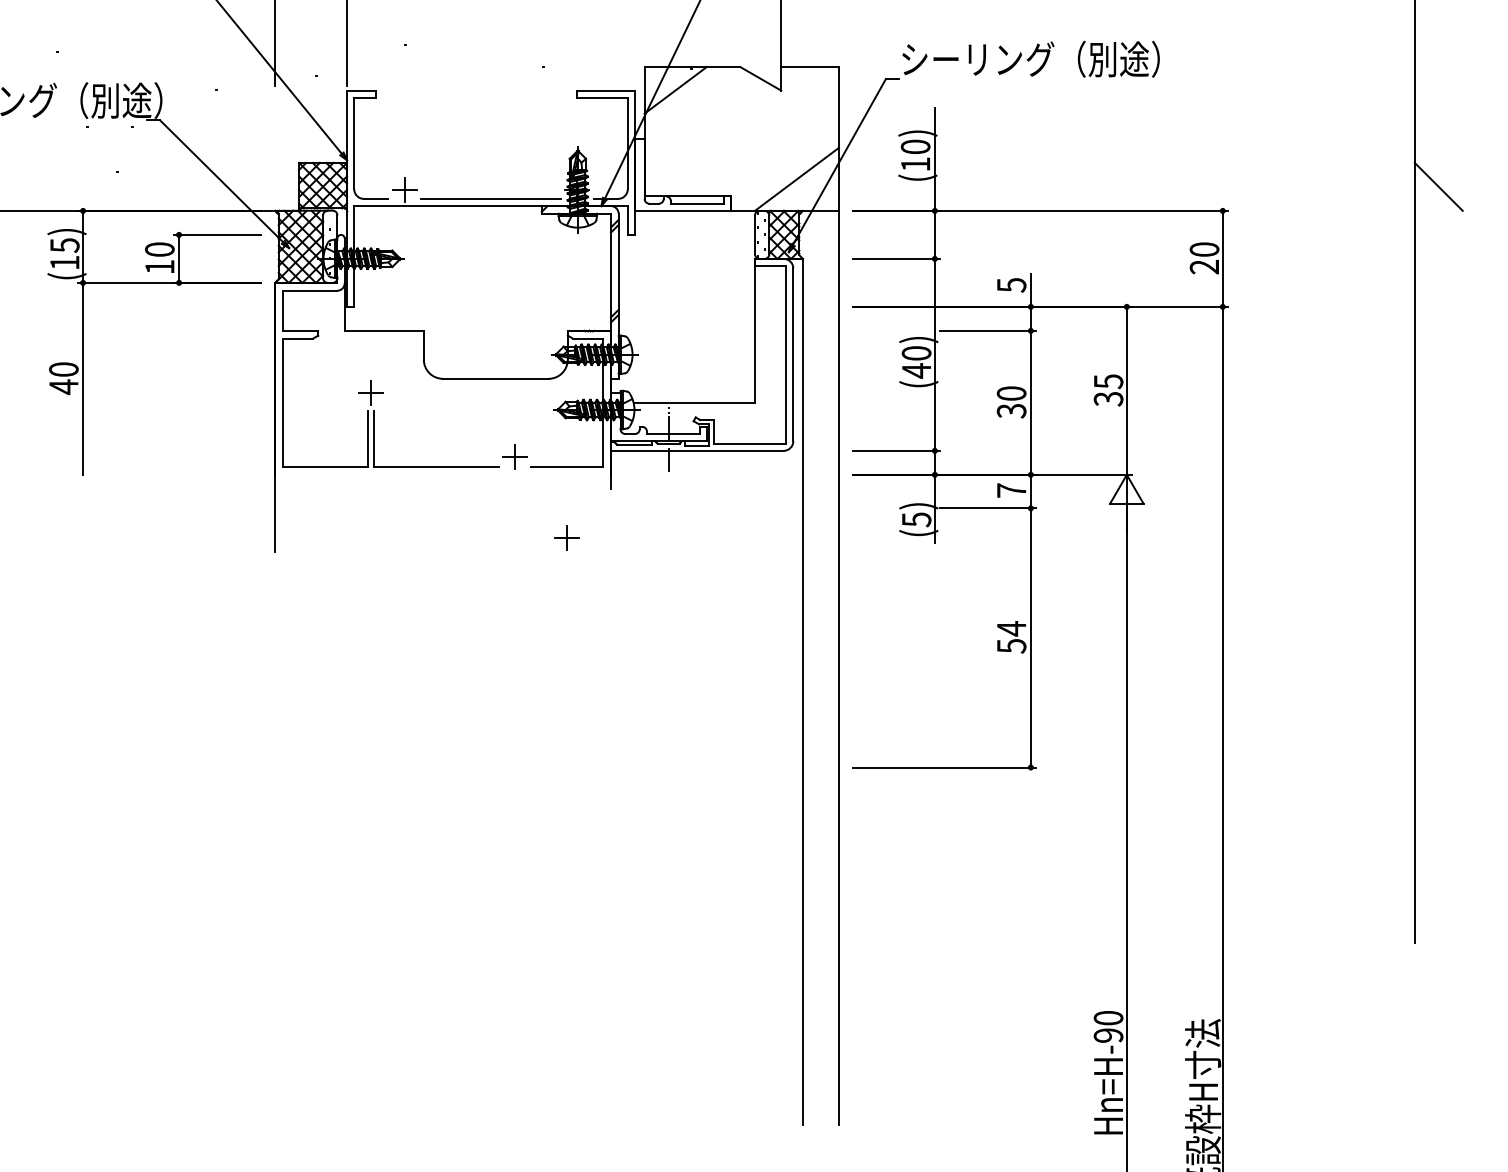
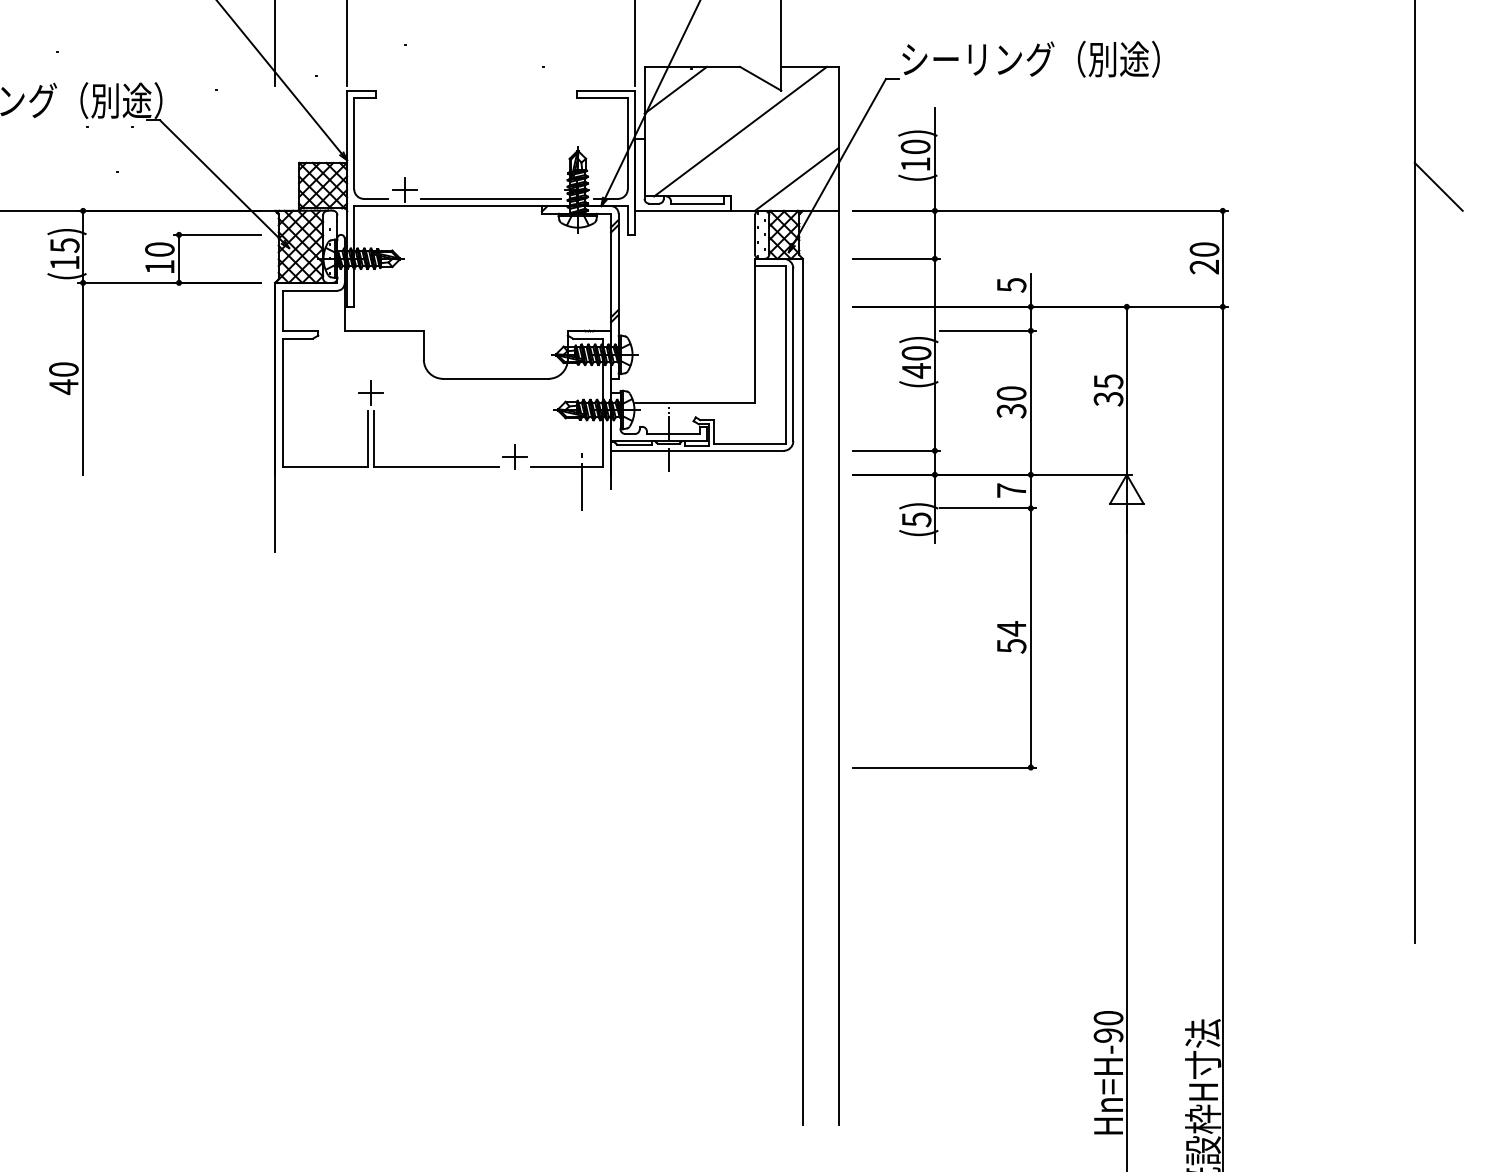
line: none -> present (634, 44)
line: none -> present (740, 131)
line: none -> present (582, 481)
part: present -> none (566, 537)
